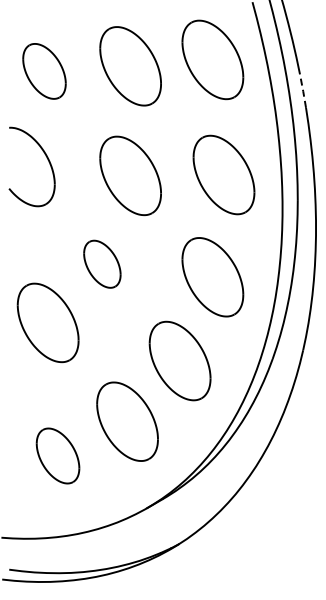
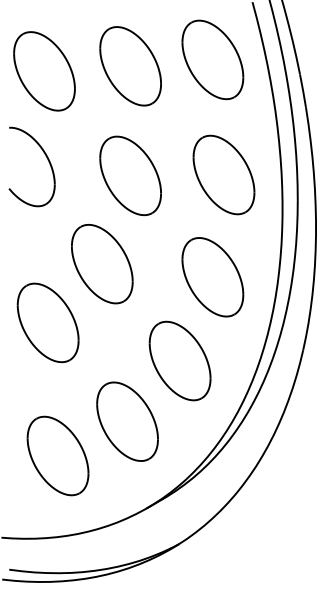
part size: 45x57 px -> 63x81 px (44, 71)
line: dashed -> solid (303, 91)
part size: 39x50 px -> 63x81 px (102, 264)
part size: 46x58 px -> 64x82 px (57, 455)
